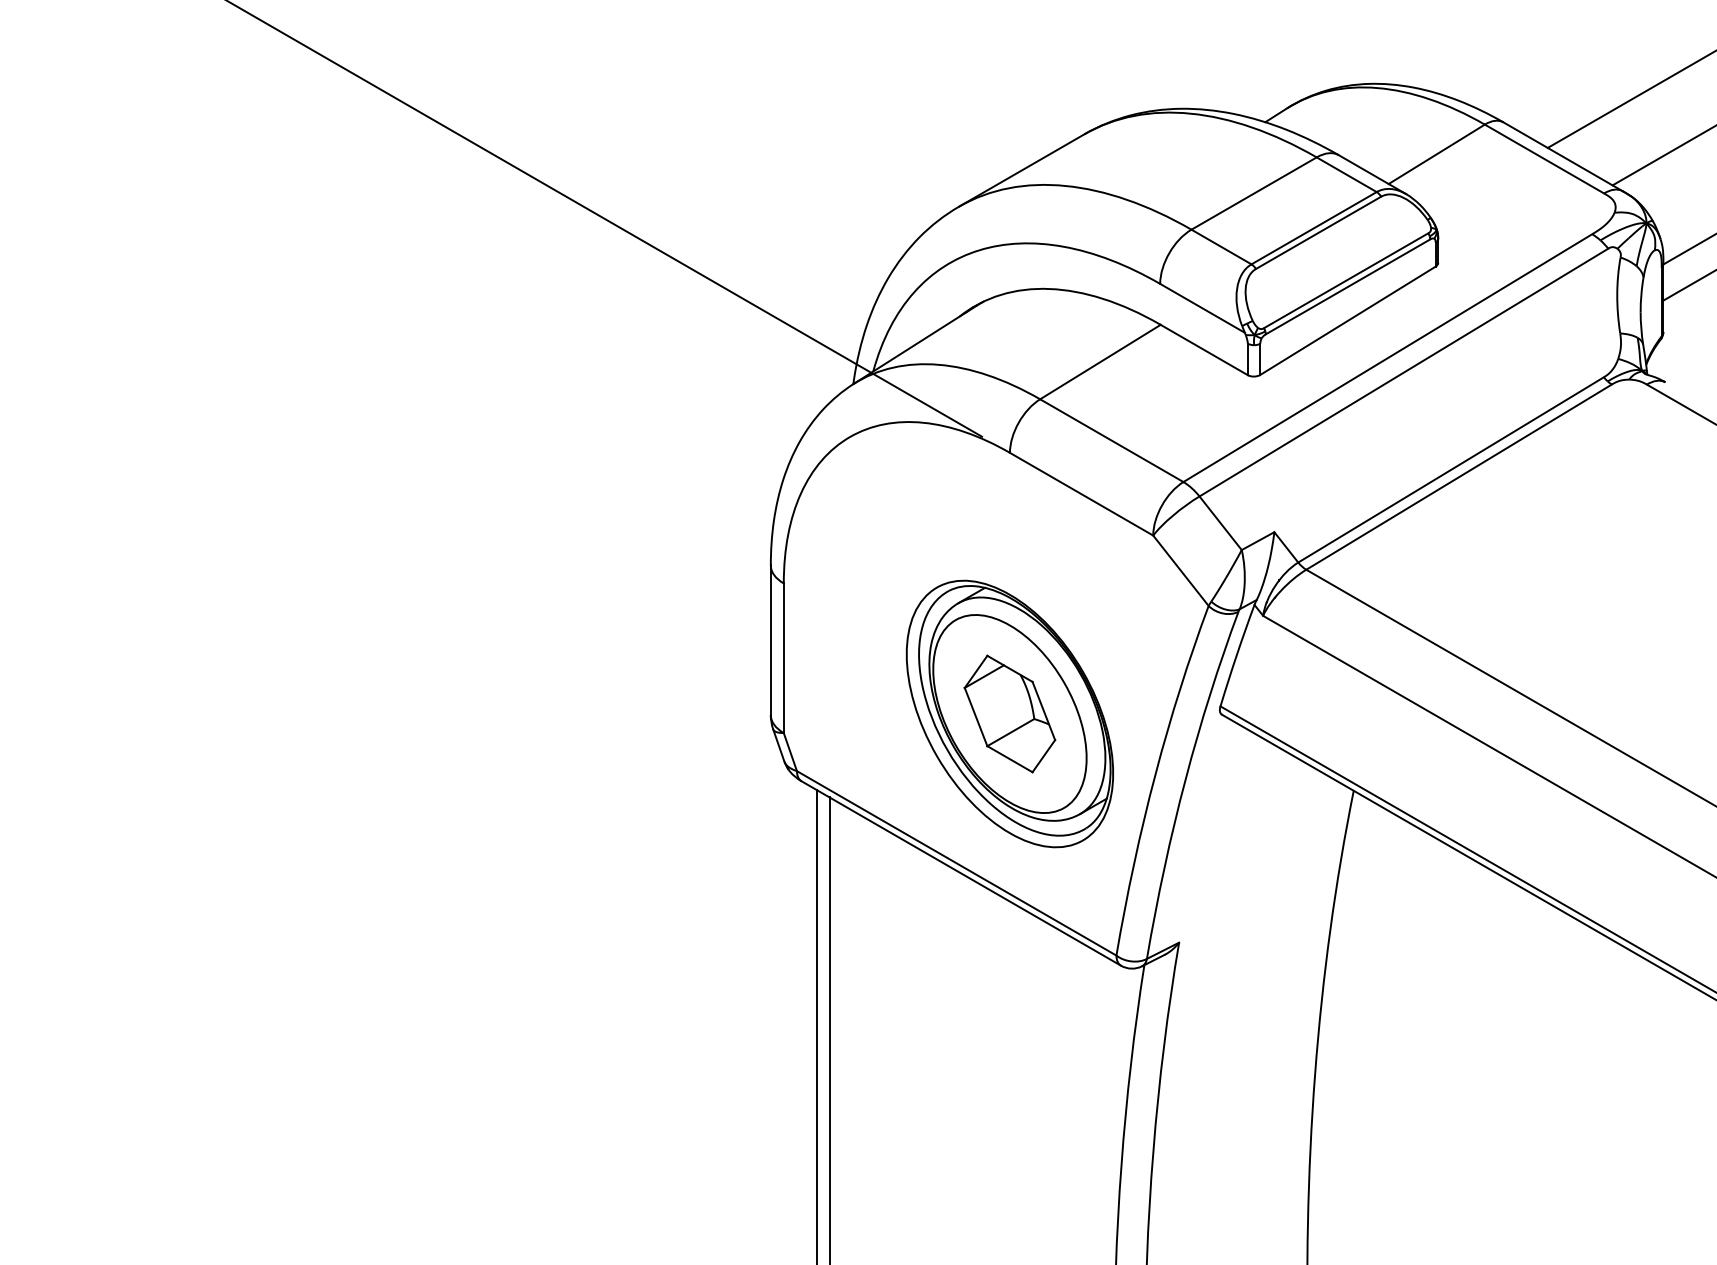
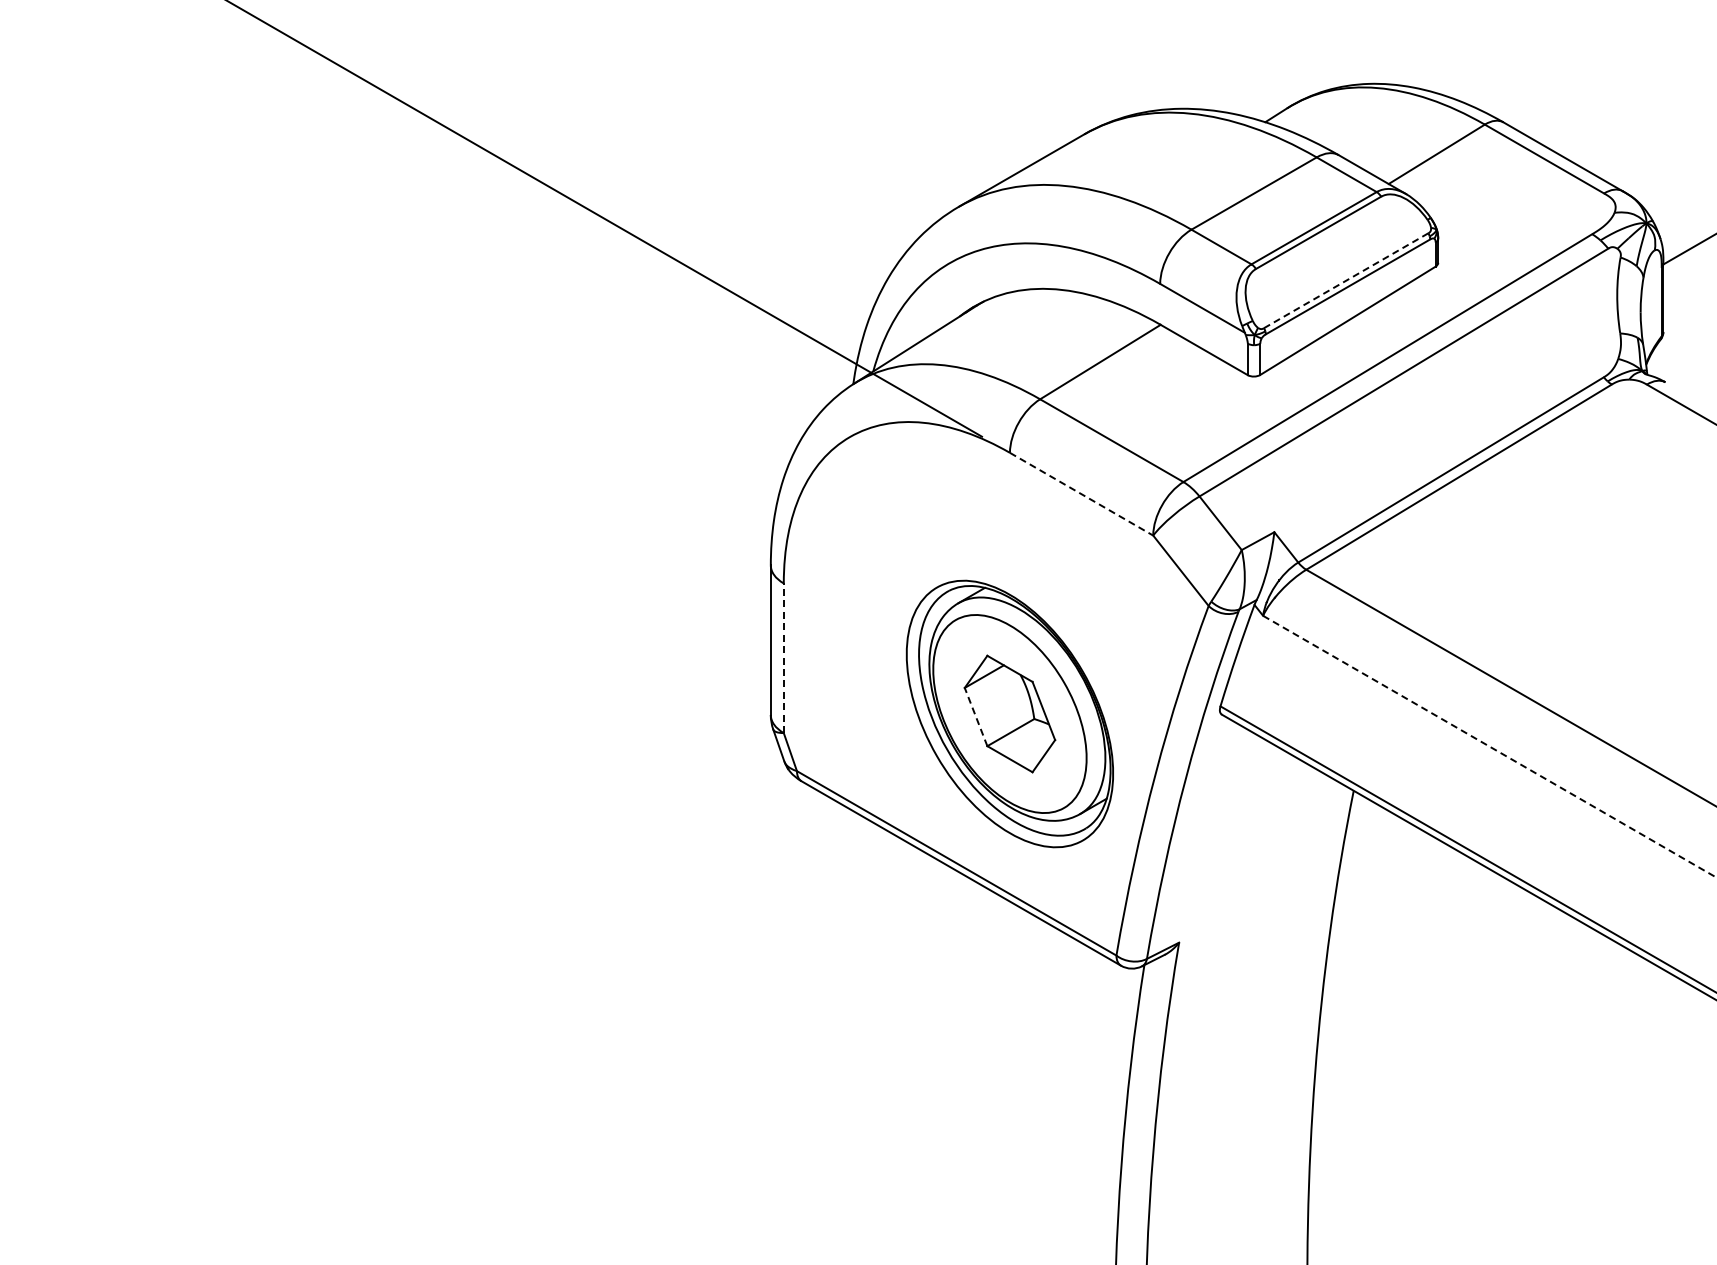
line: present -> none (1630, 99)
line: present -> none (1662, 155)
line: solid -> dashed (1346, 280)
line: present -> none (1688, 285)
line: solid -> dashed (1081, 494)
line: solid -> dashed (783, 658)
line: solid -> dashed (975, 716)
line: solid -> dashed (1489, 746)
line: present -> none (816, 1025)
line: present -> none (829, 1029)
